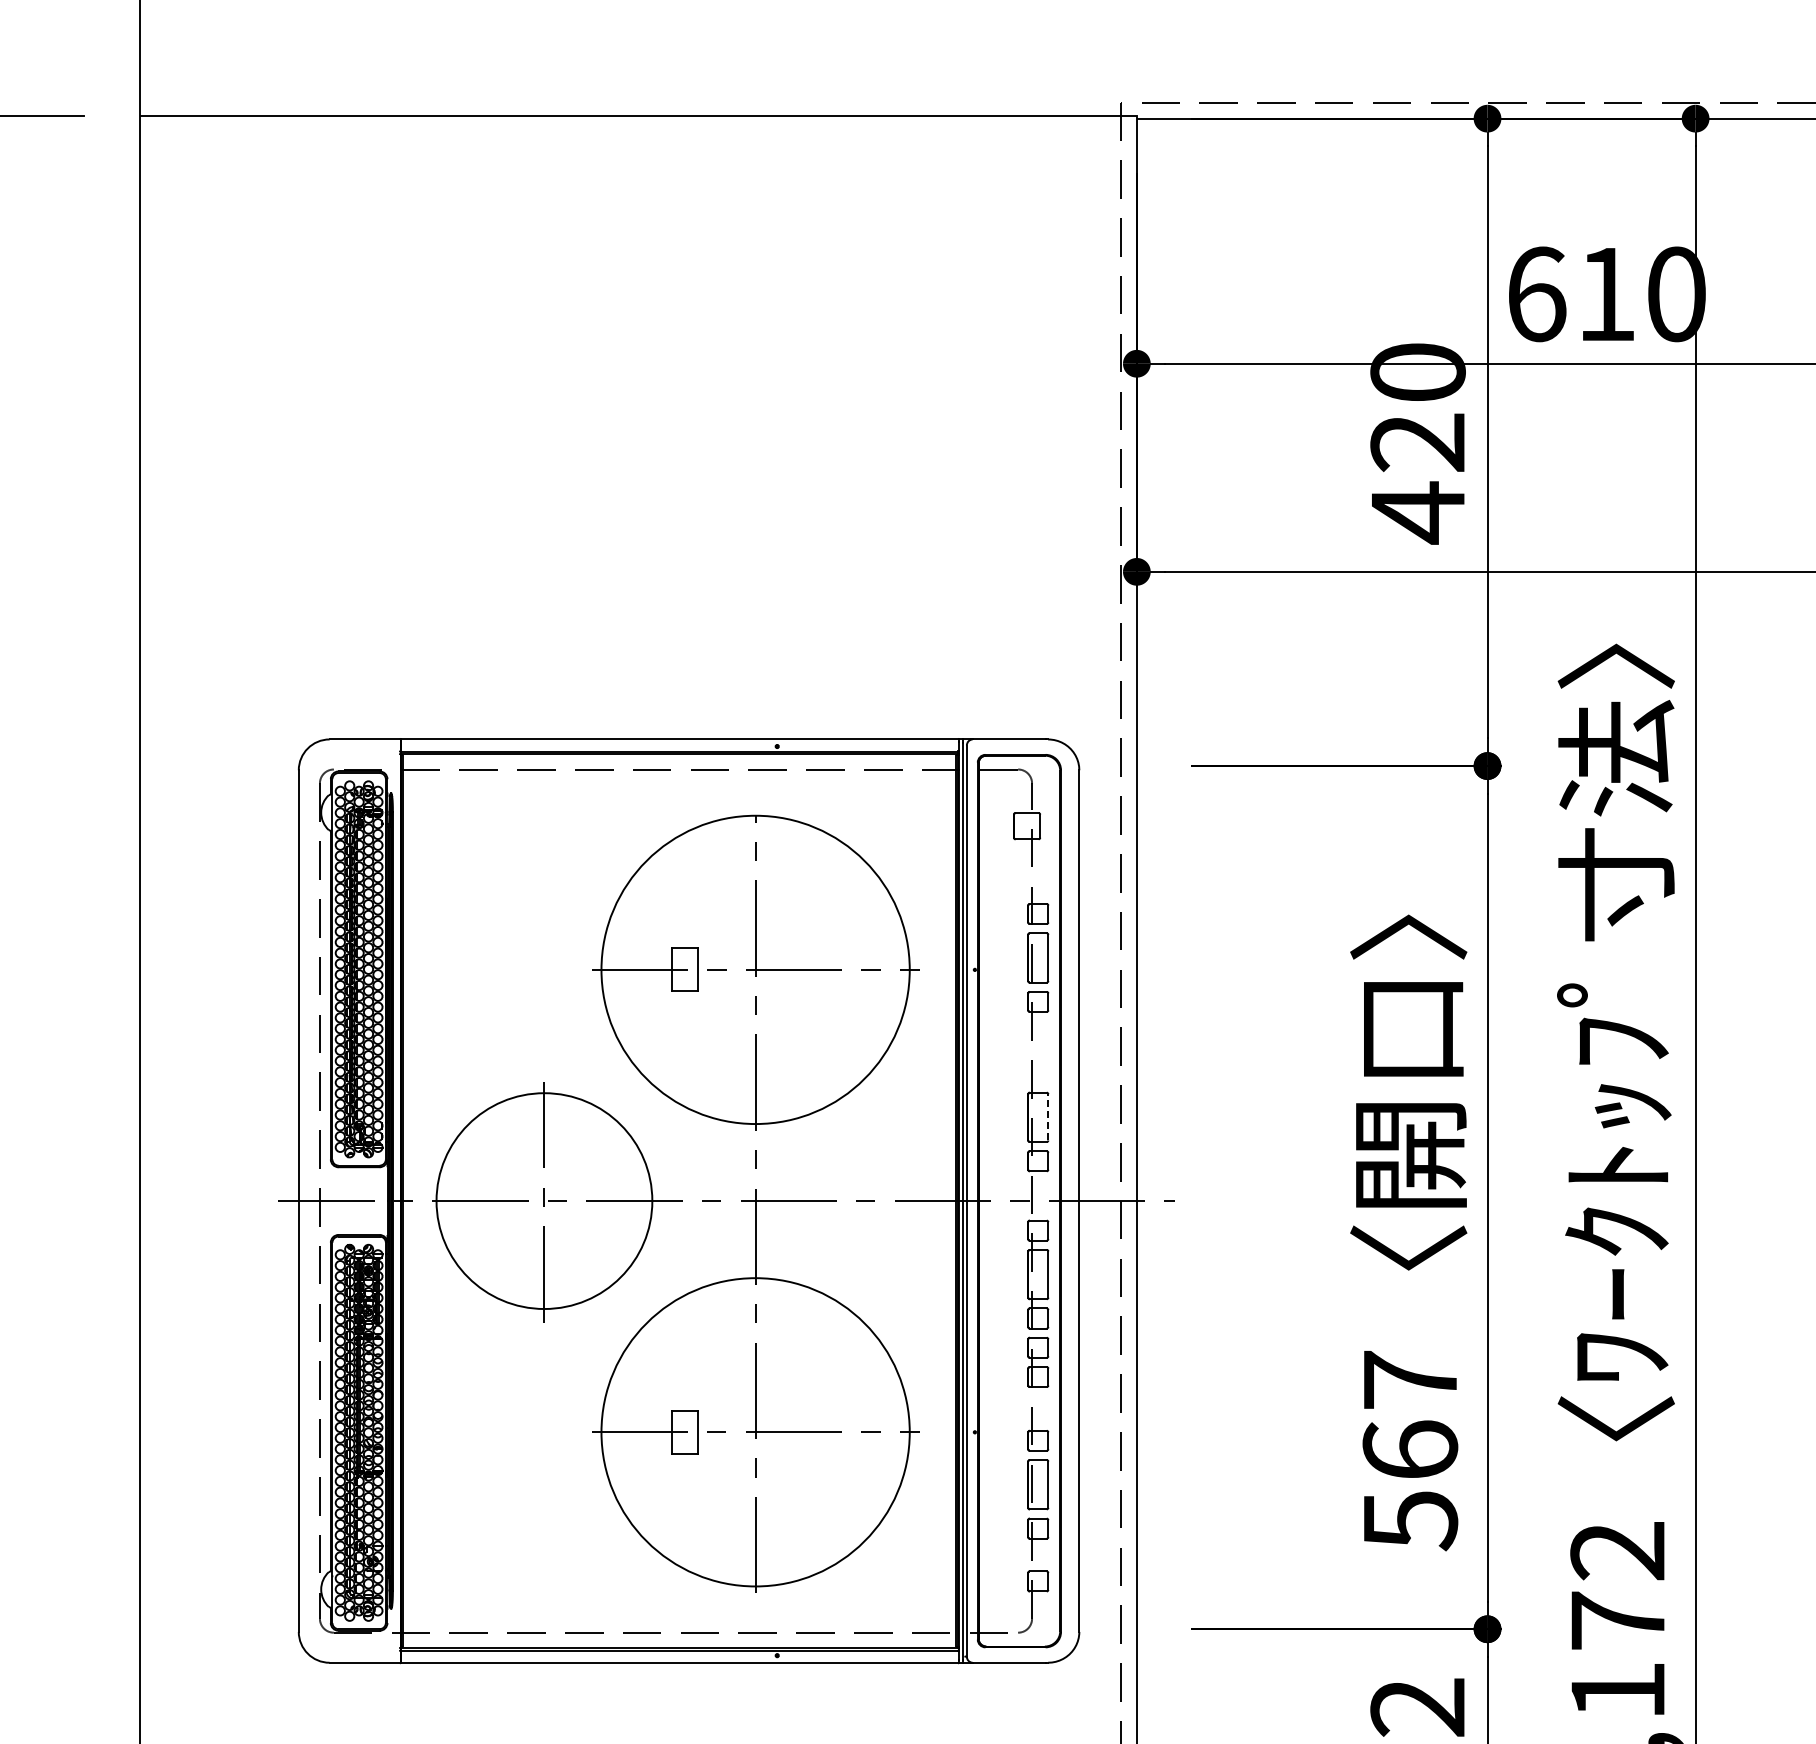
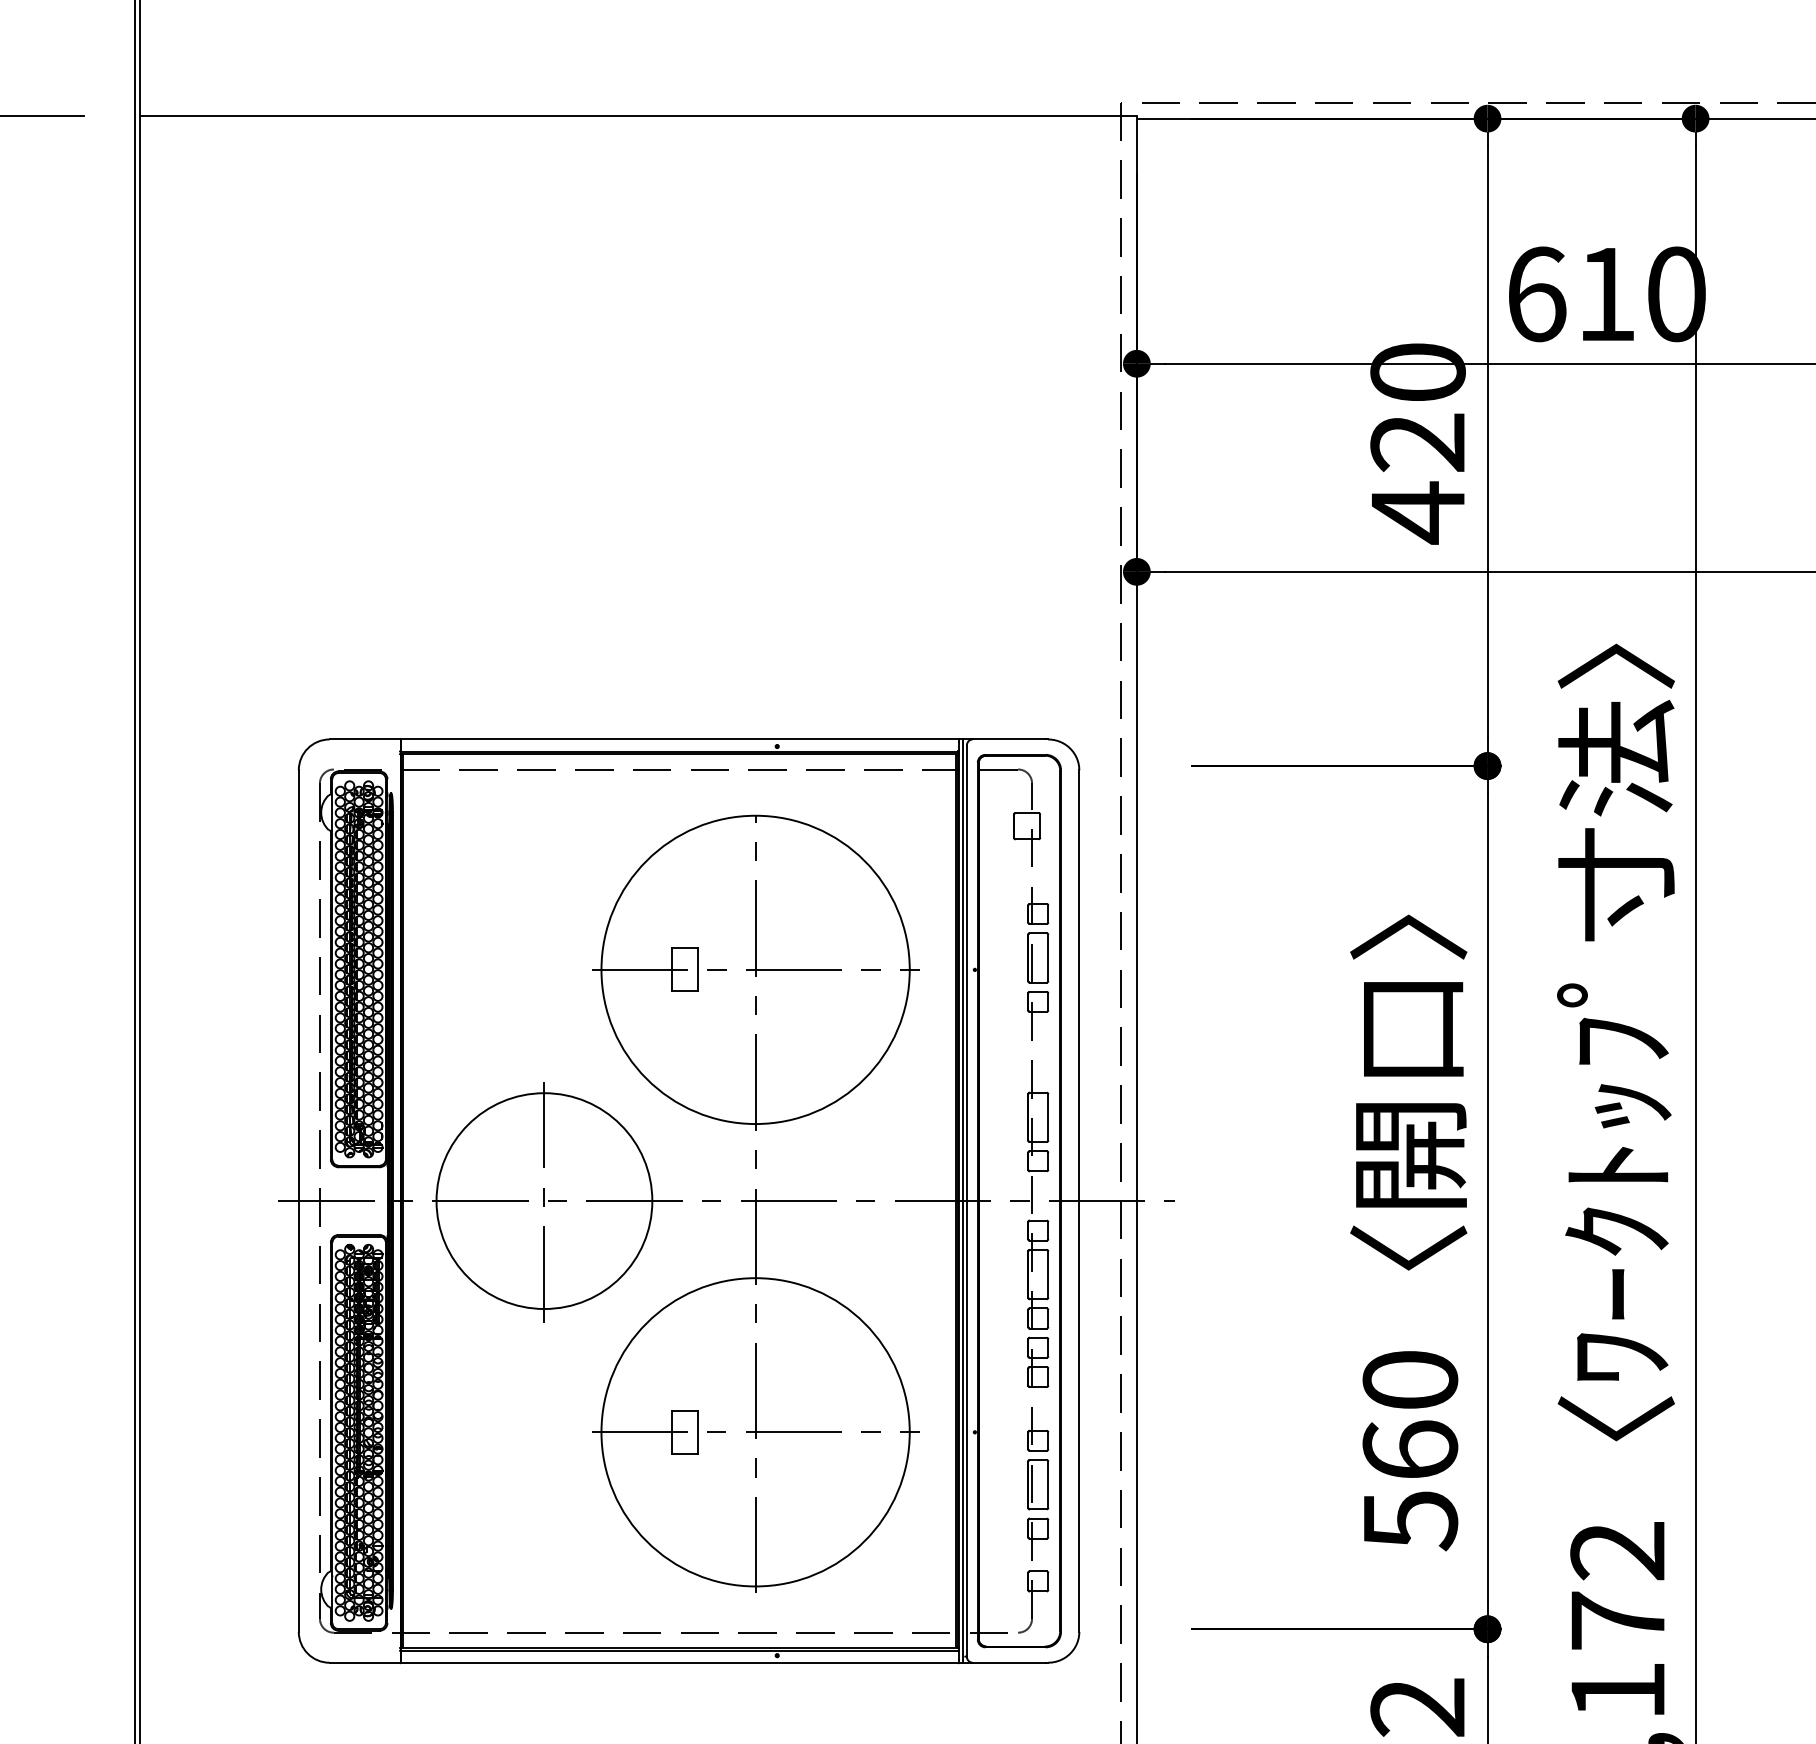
line: none -> present (134, 871)
line: dashed -> solid (1048, 1116)
text: 567 -> 560 (1410, 1379)
